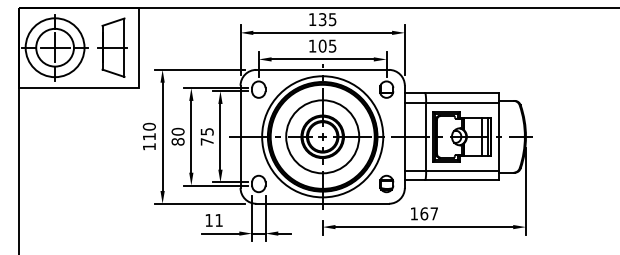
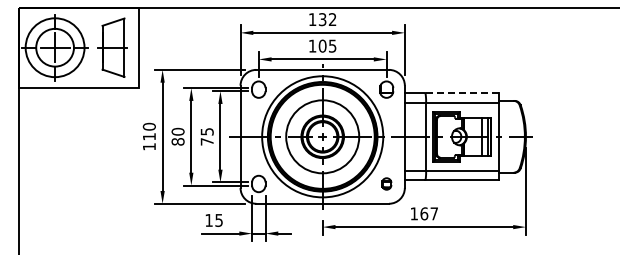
text: 135 -> 132 (332, 19)
line: solid -> dashed (462, 93)
part size: 16x20 px -> 12x14 px (386, 183)
text: 11 -> 15 (218, 220)
